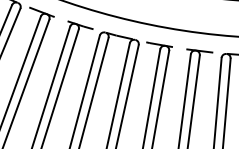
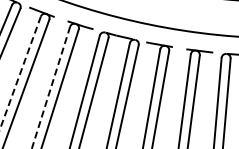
line: solid -> dashed (20, 72)
line: solid -> dashed (51, 87)
